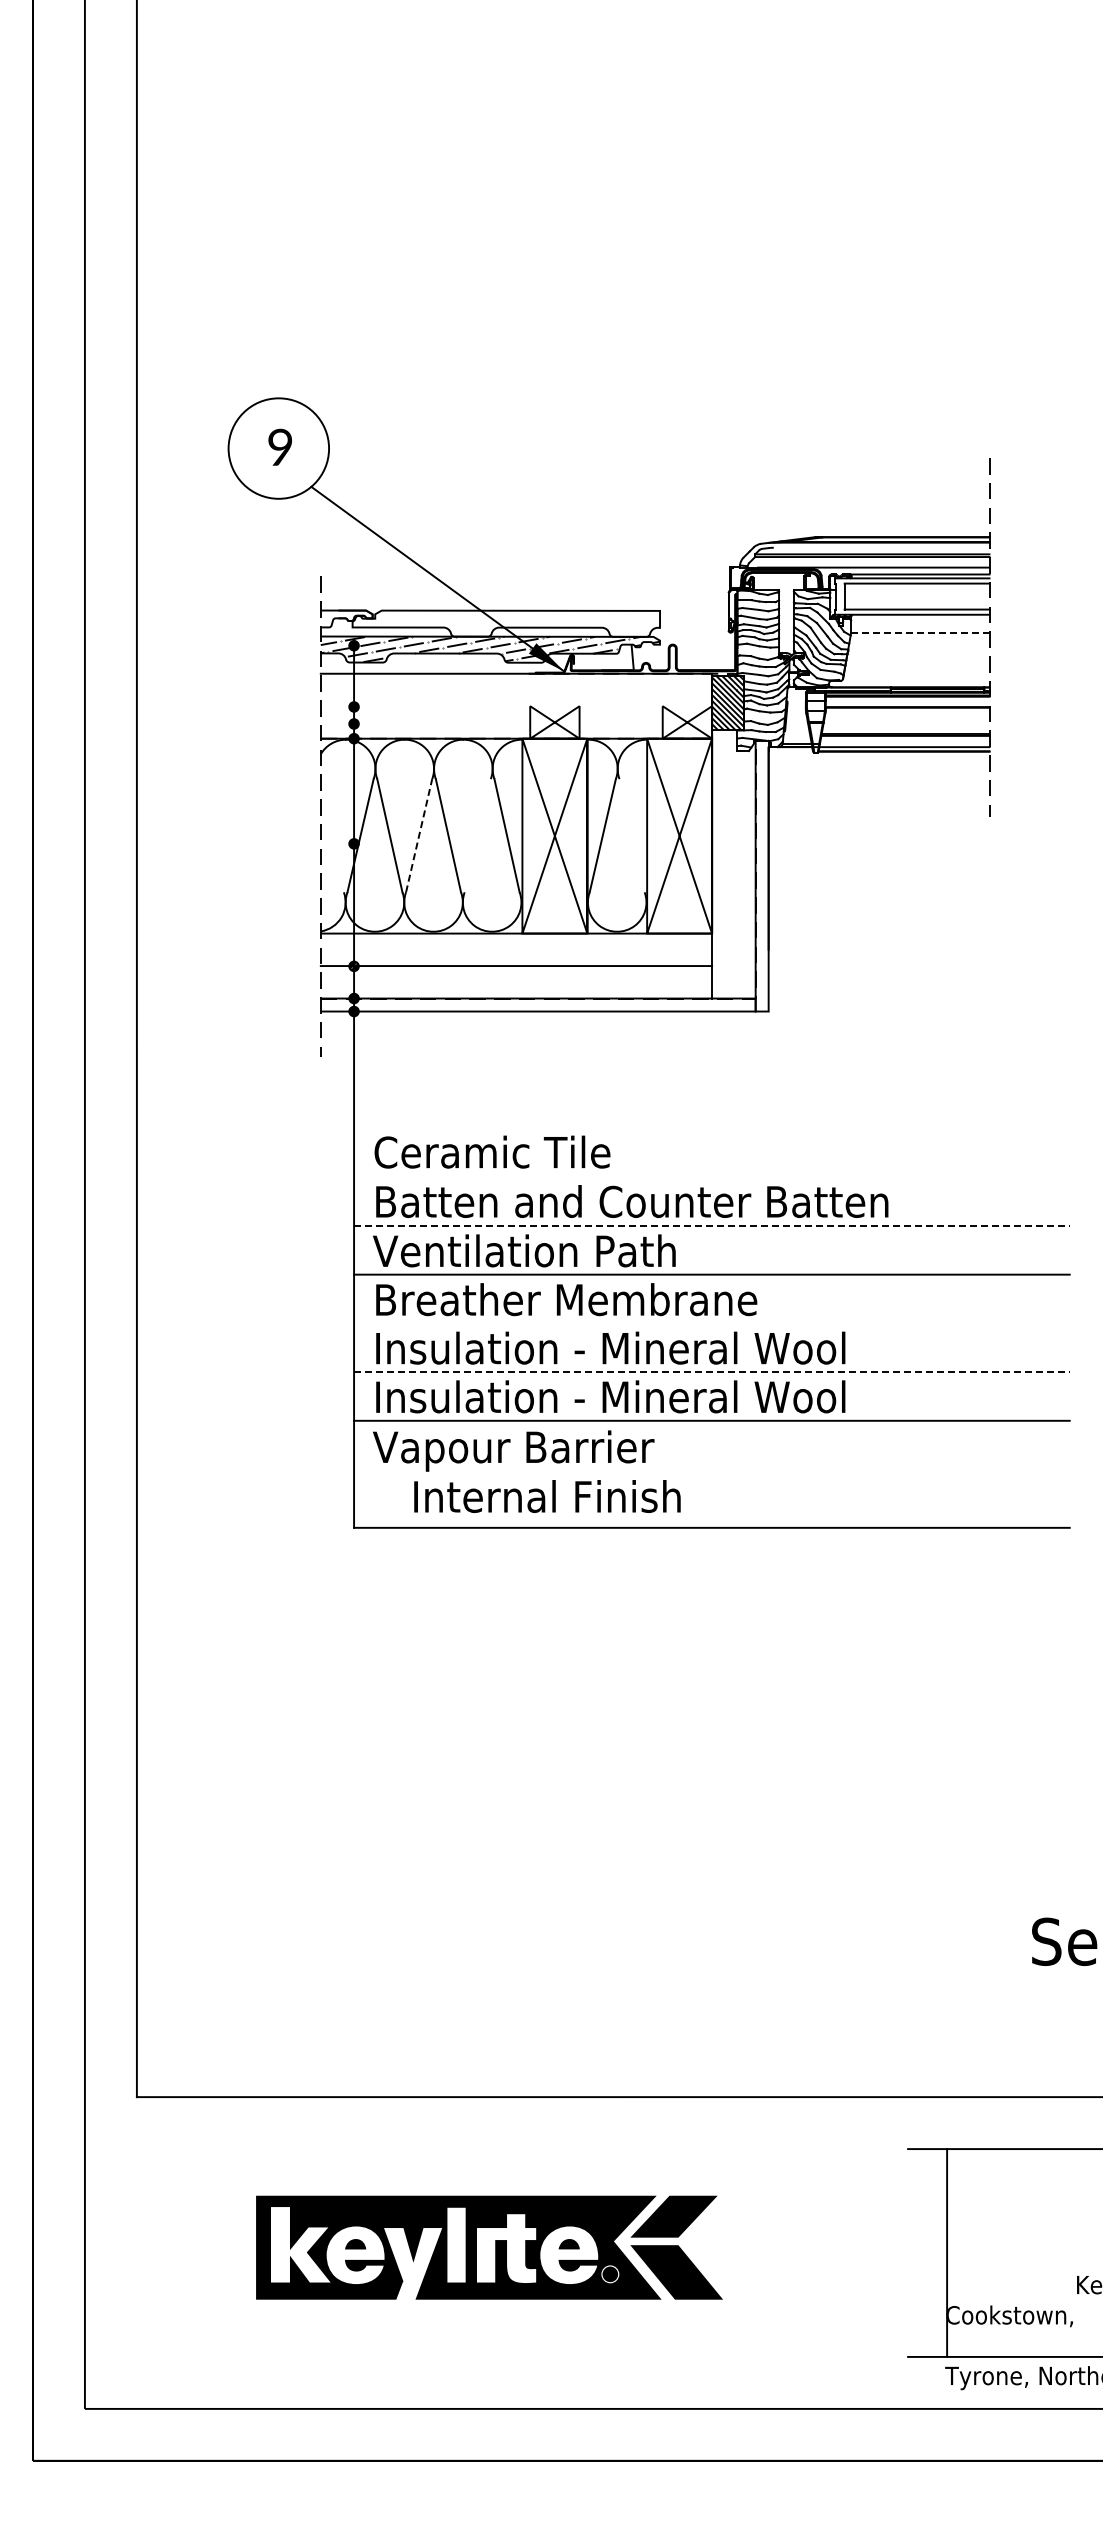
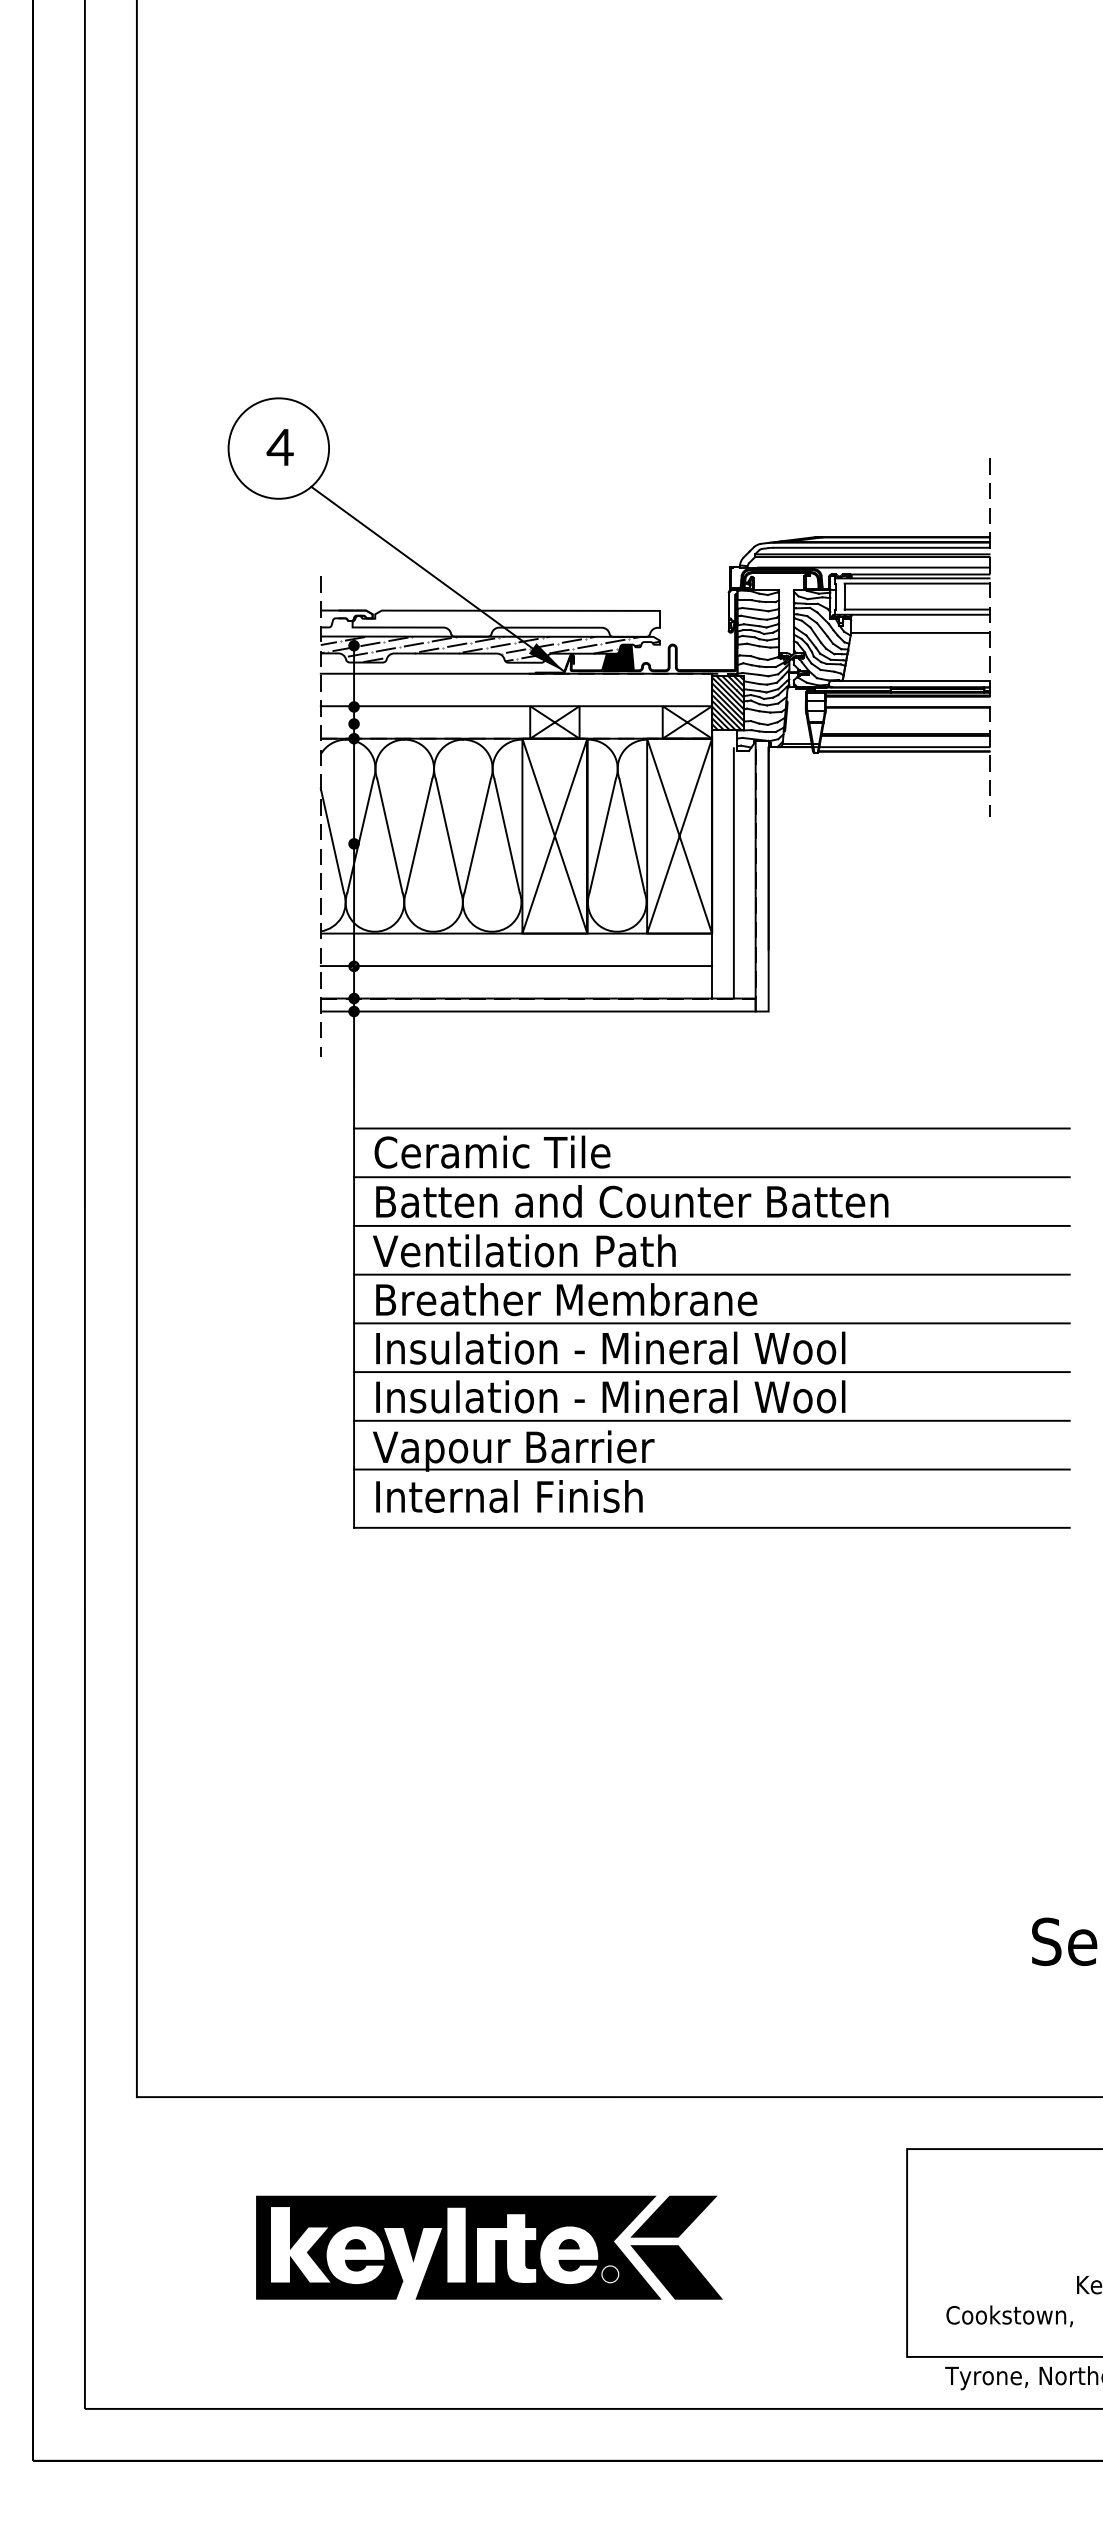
text: 9 -> 4 (279, 446)
line: none -> present (881, 547)
line: dashed -> solid (920, 632)
fill: none -> present (617, 657)
line: none -> present (914, 680)
line: none -> present (516, 706)
line: dashed -> solid (419, 835)
line: none -> present (477, 835)
line: none -> present (631, 835)
line: none -> present (331, 840)
line: none -> present (733, 873)
line: none -> present (711, 1128)
line: none -> present (711, 1177)
line: dashed -> solid (711, 1225)
line: none -> present (711, 1323)
line: dashed -> solid (711, 1372)
line: none -> present (711, 1469)
text position: (547, 1496) -> (509, 1496) (509, 1496)
line position: (947, 2252) -> (907, 2252) (907, 2252)
